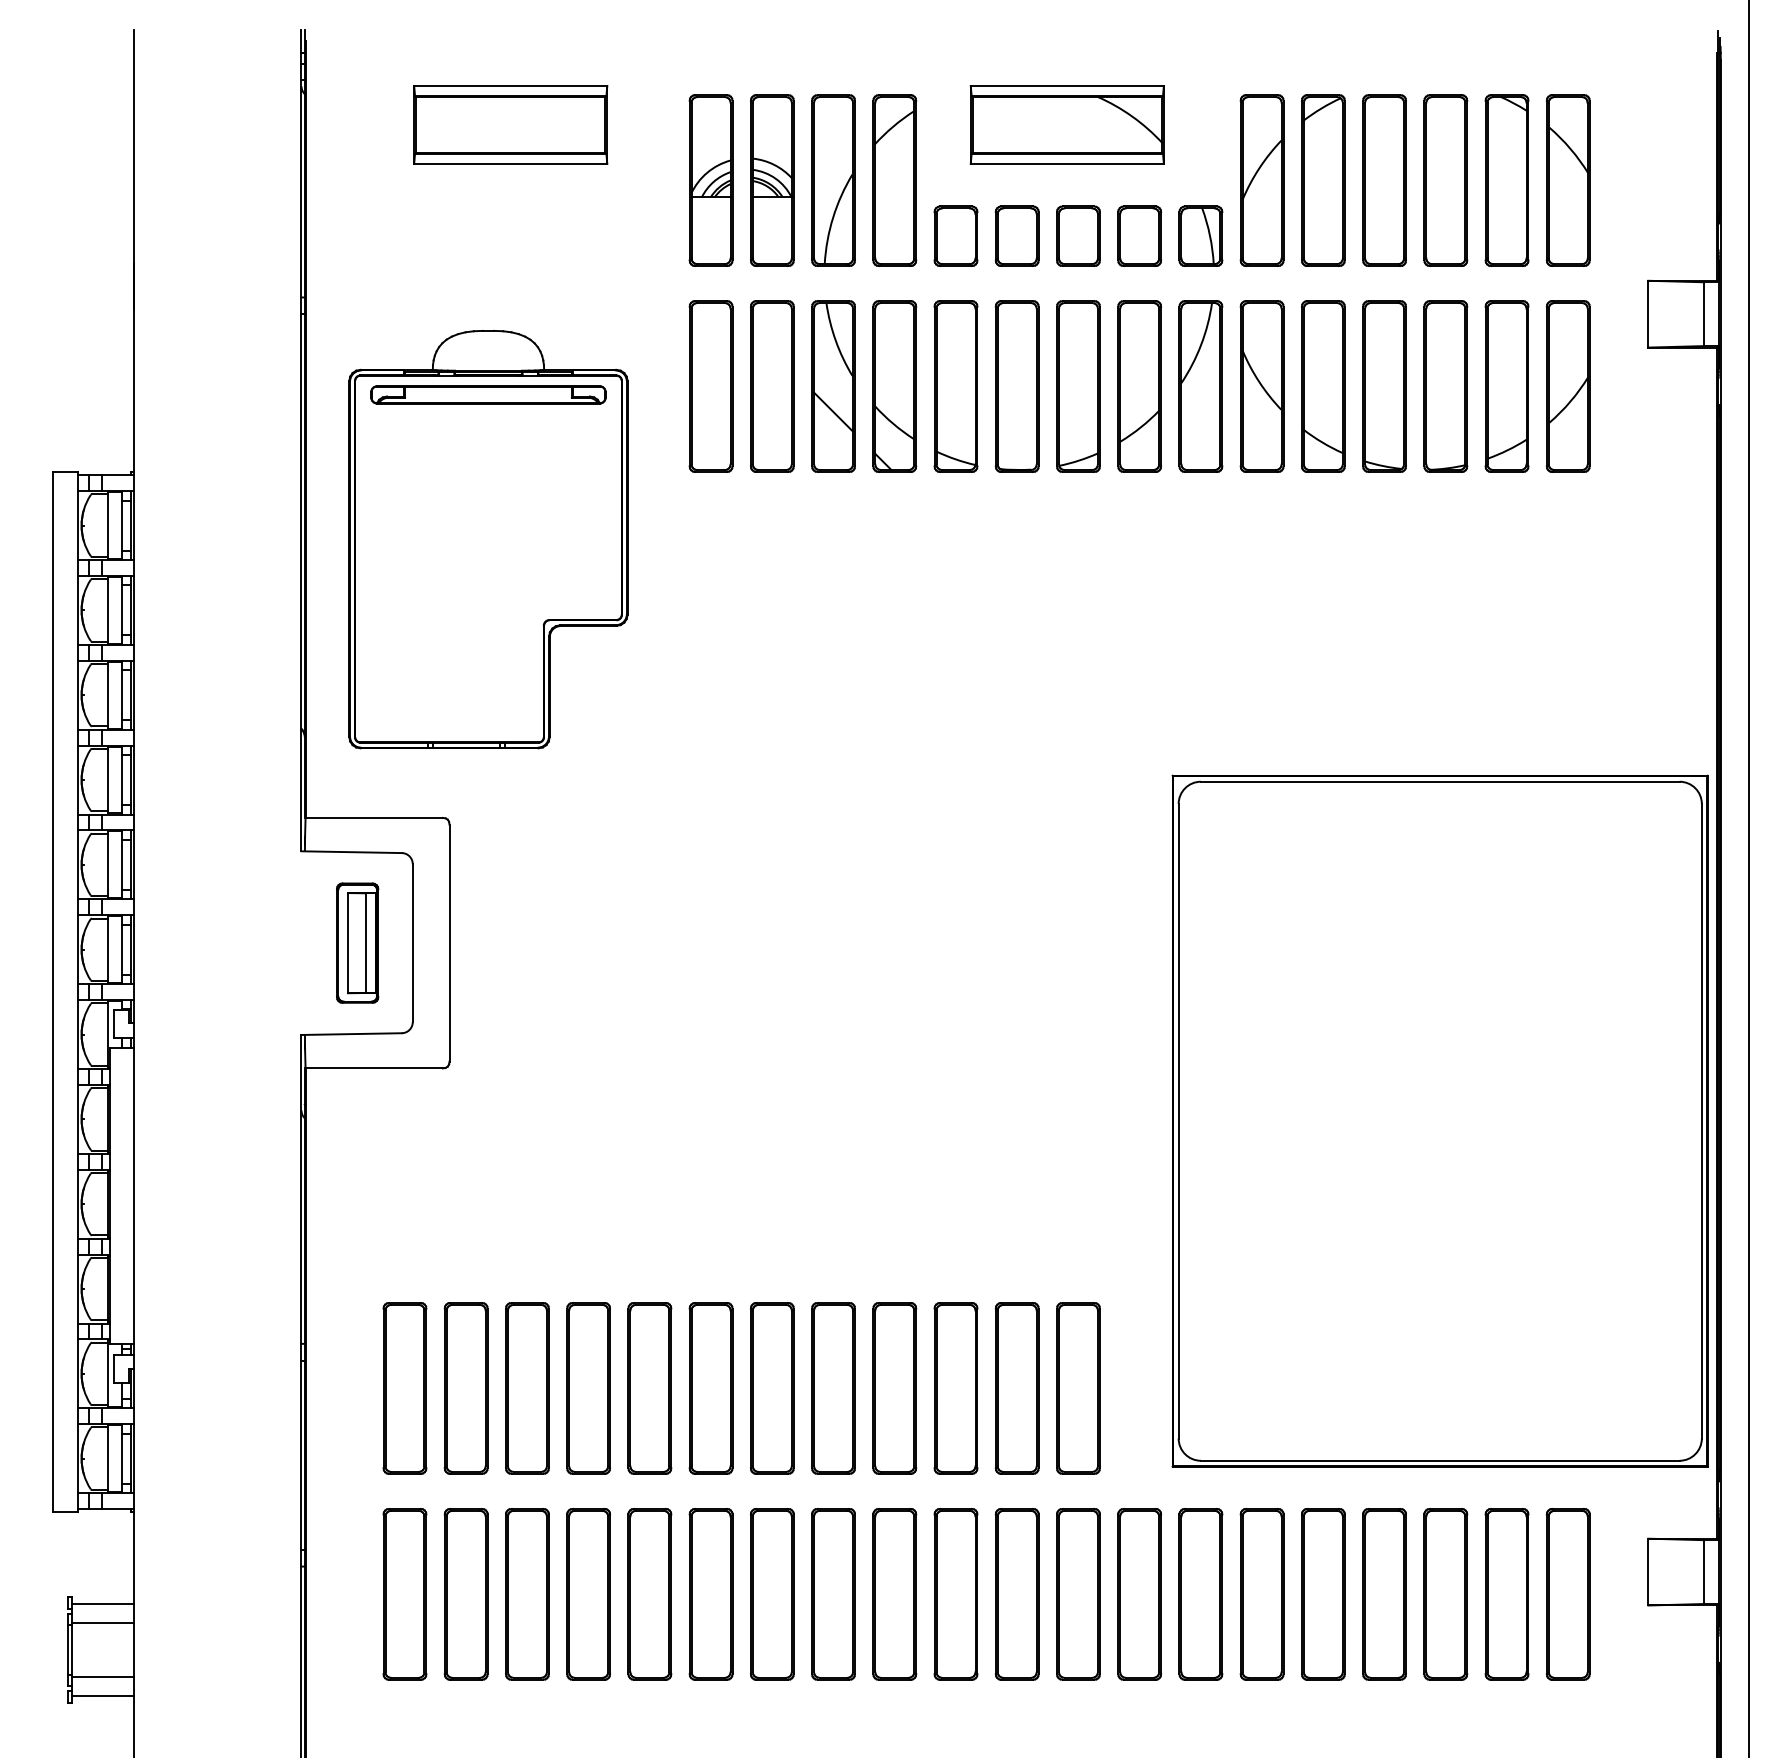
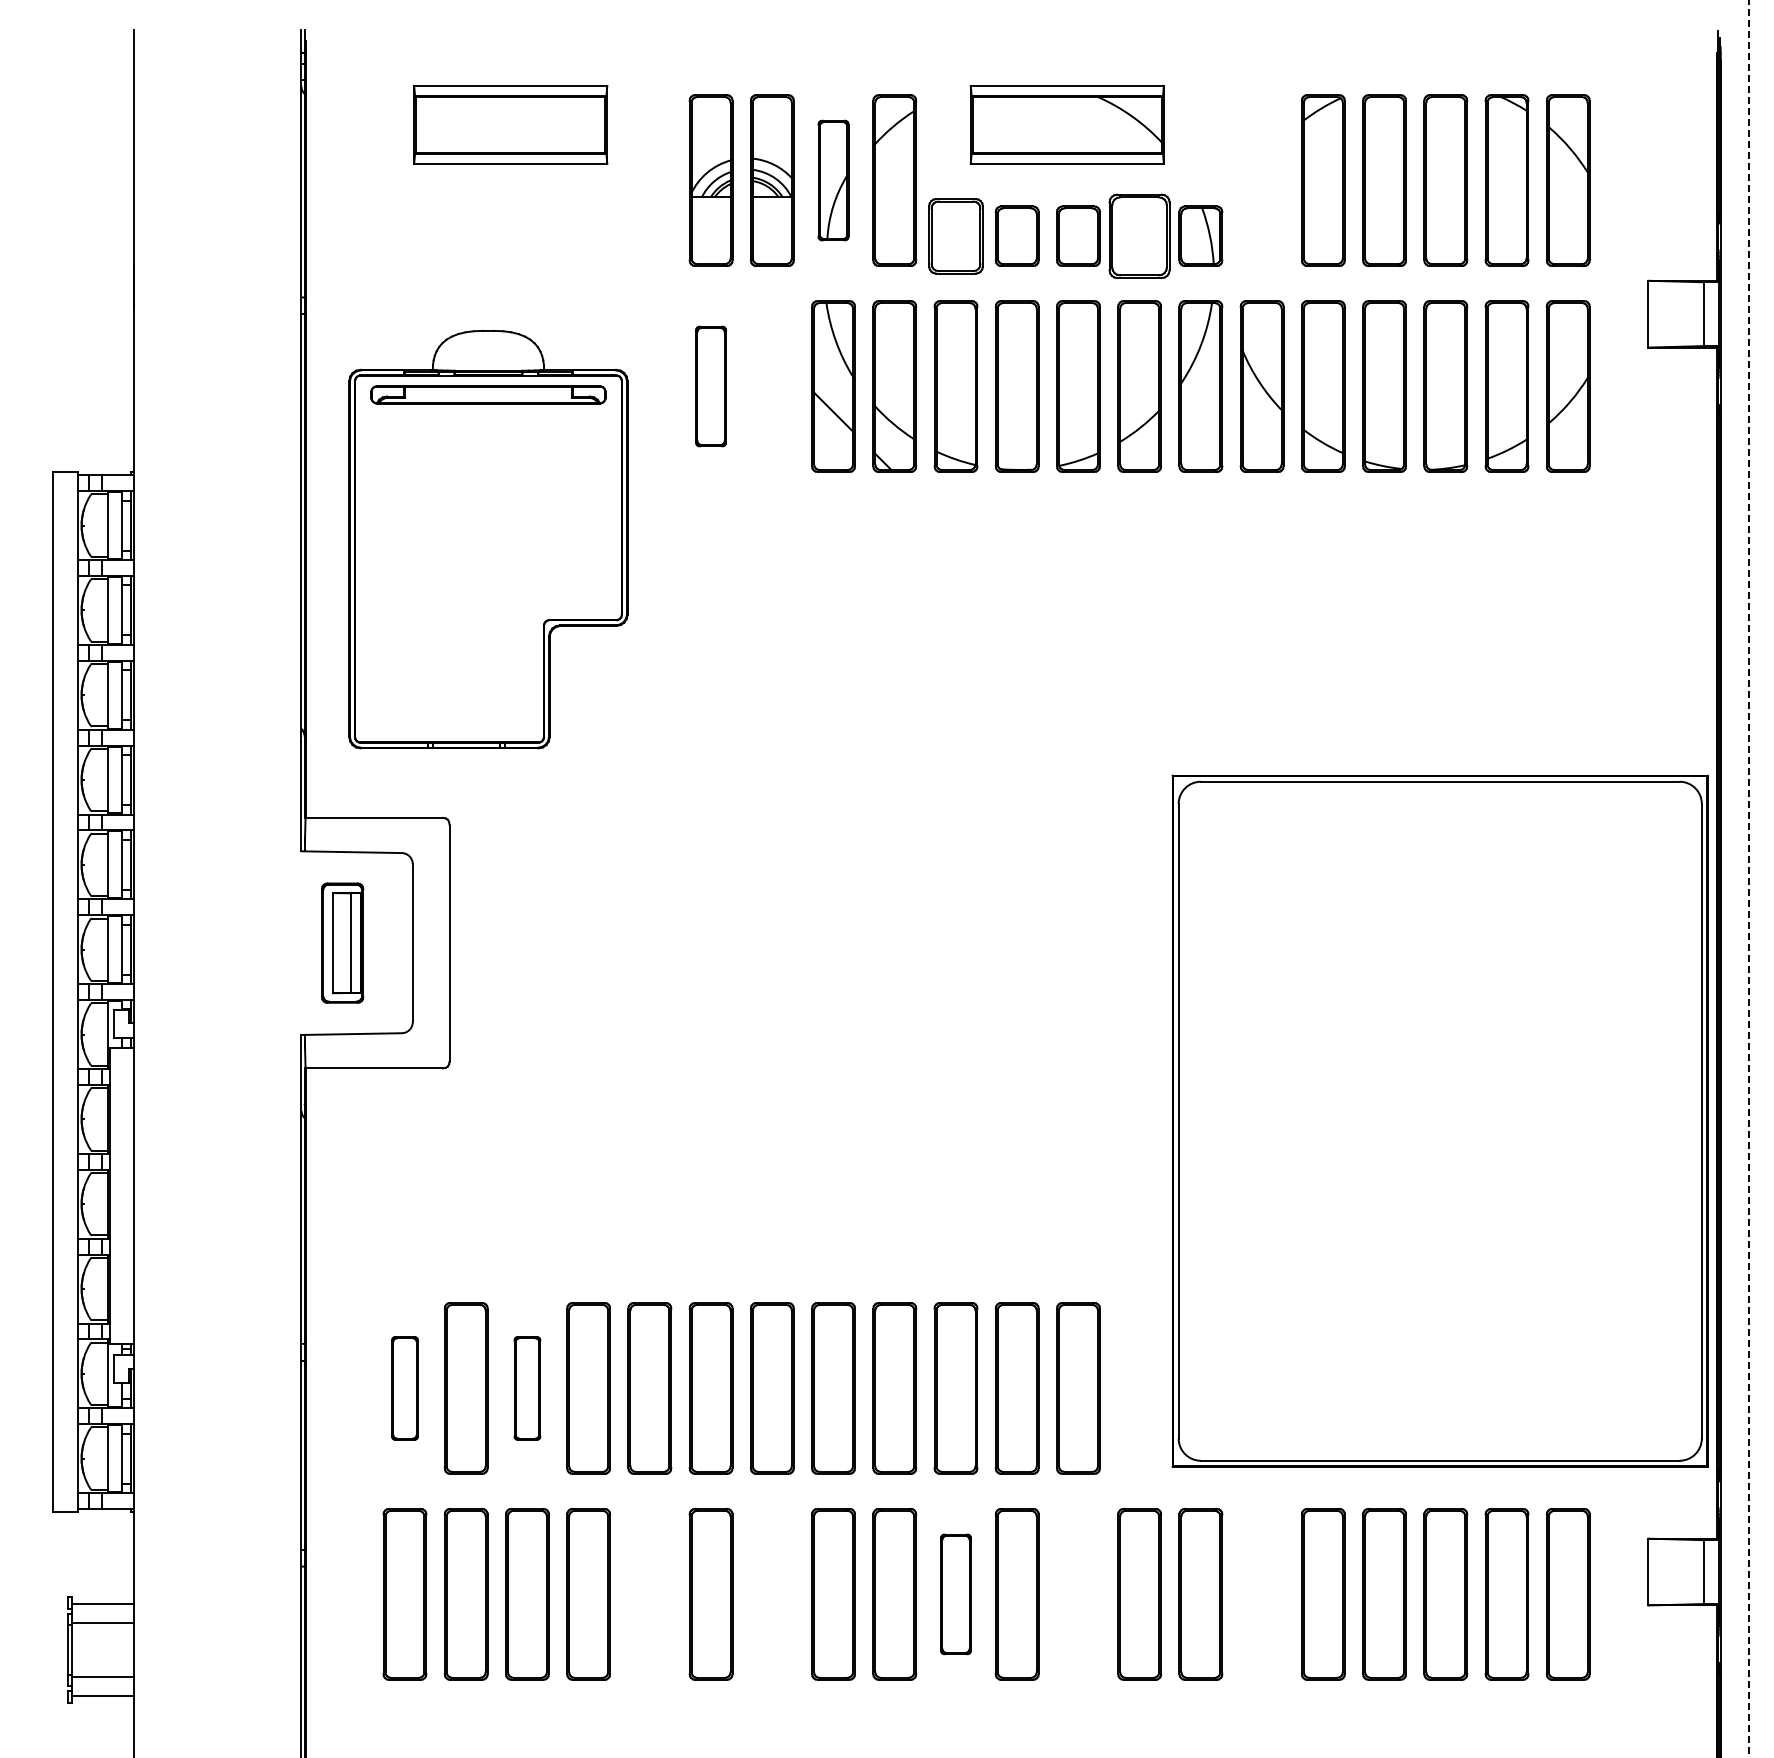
part size: 45x173 px -> 33x123 px (833, 180)
part: present -> none (1261, 180)
part size: 46x62 px -> 56x77 px (955, 236)
part size: 46x62 px -> 63x86 px (1139, 235)
part size: 46x173 px -> 32x123 px (710, 386)
part: present -> none (772, 386)
line: solid -> dashed (1748, 878)
part position: (357, 942) -> (342, 942) (342, 942)
part size: 46x173 px -> 28x105 px (404, 1388)
part size: 45x173 px -> 29x105 px (527, 1388)
part: present -> none (649, 1594)
part: present -> none (772, 1594)
part size: 46x173 px -> 32x123 px (955, 1594)
part: present -> none (1078, 1594)
part: present -> none (1261, 1594)
